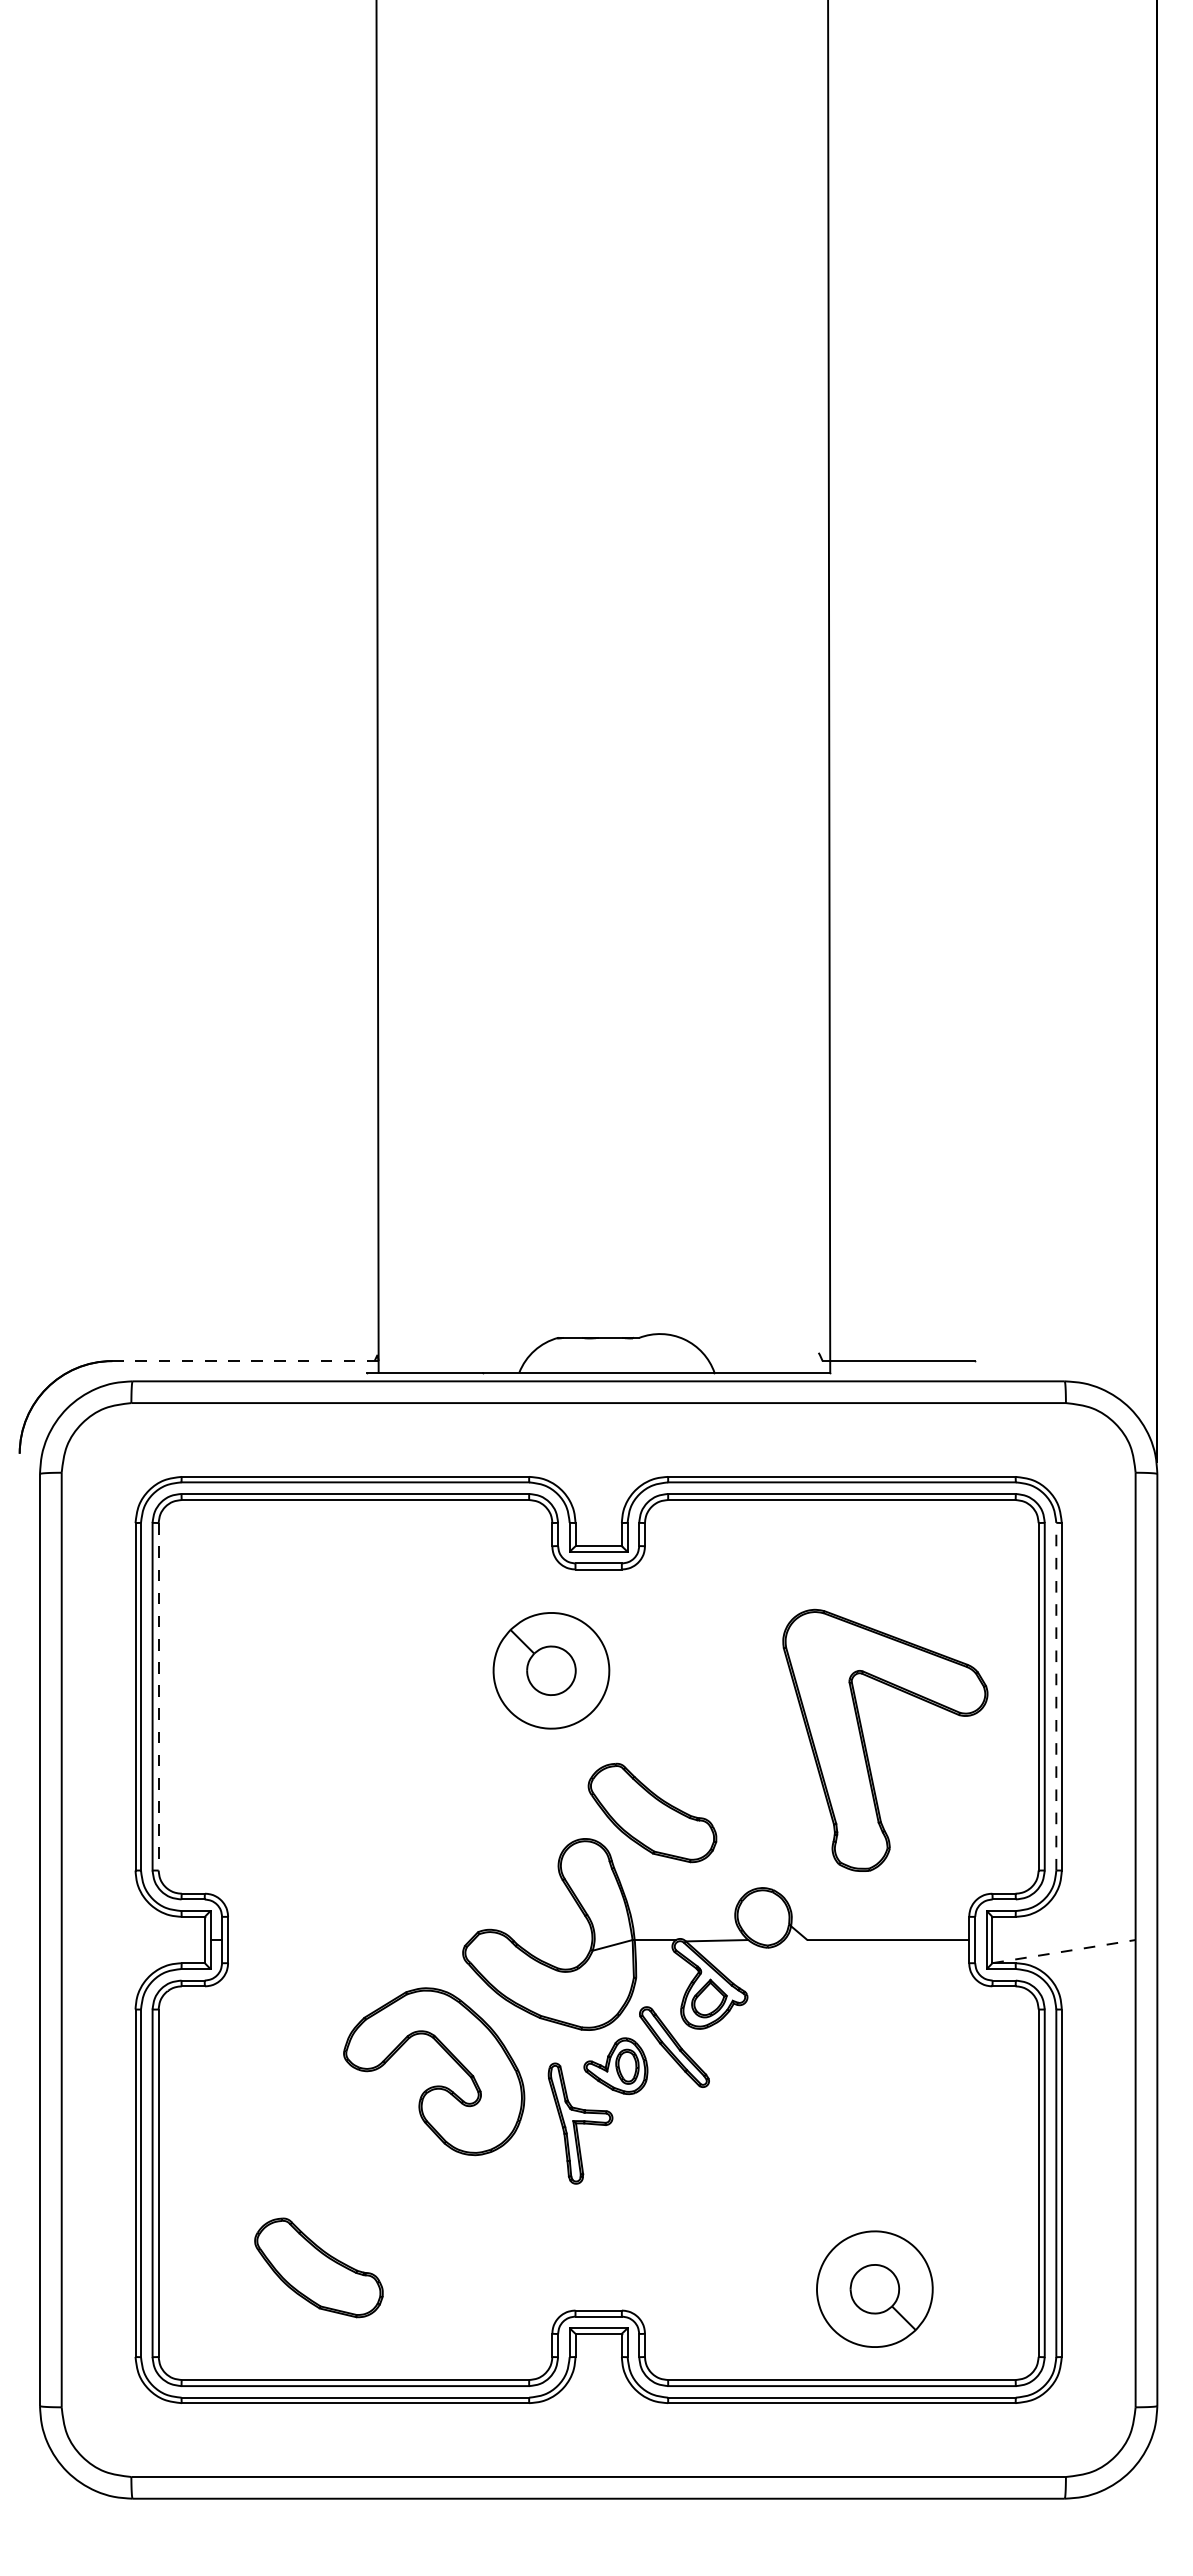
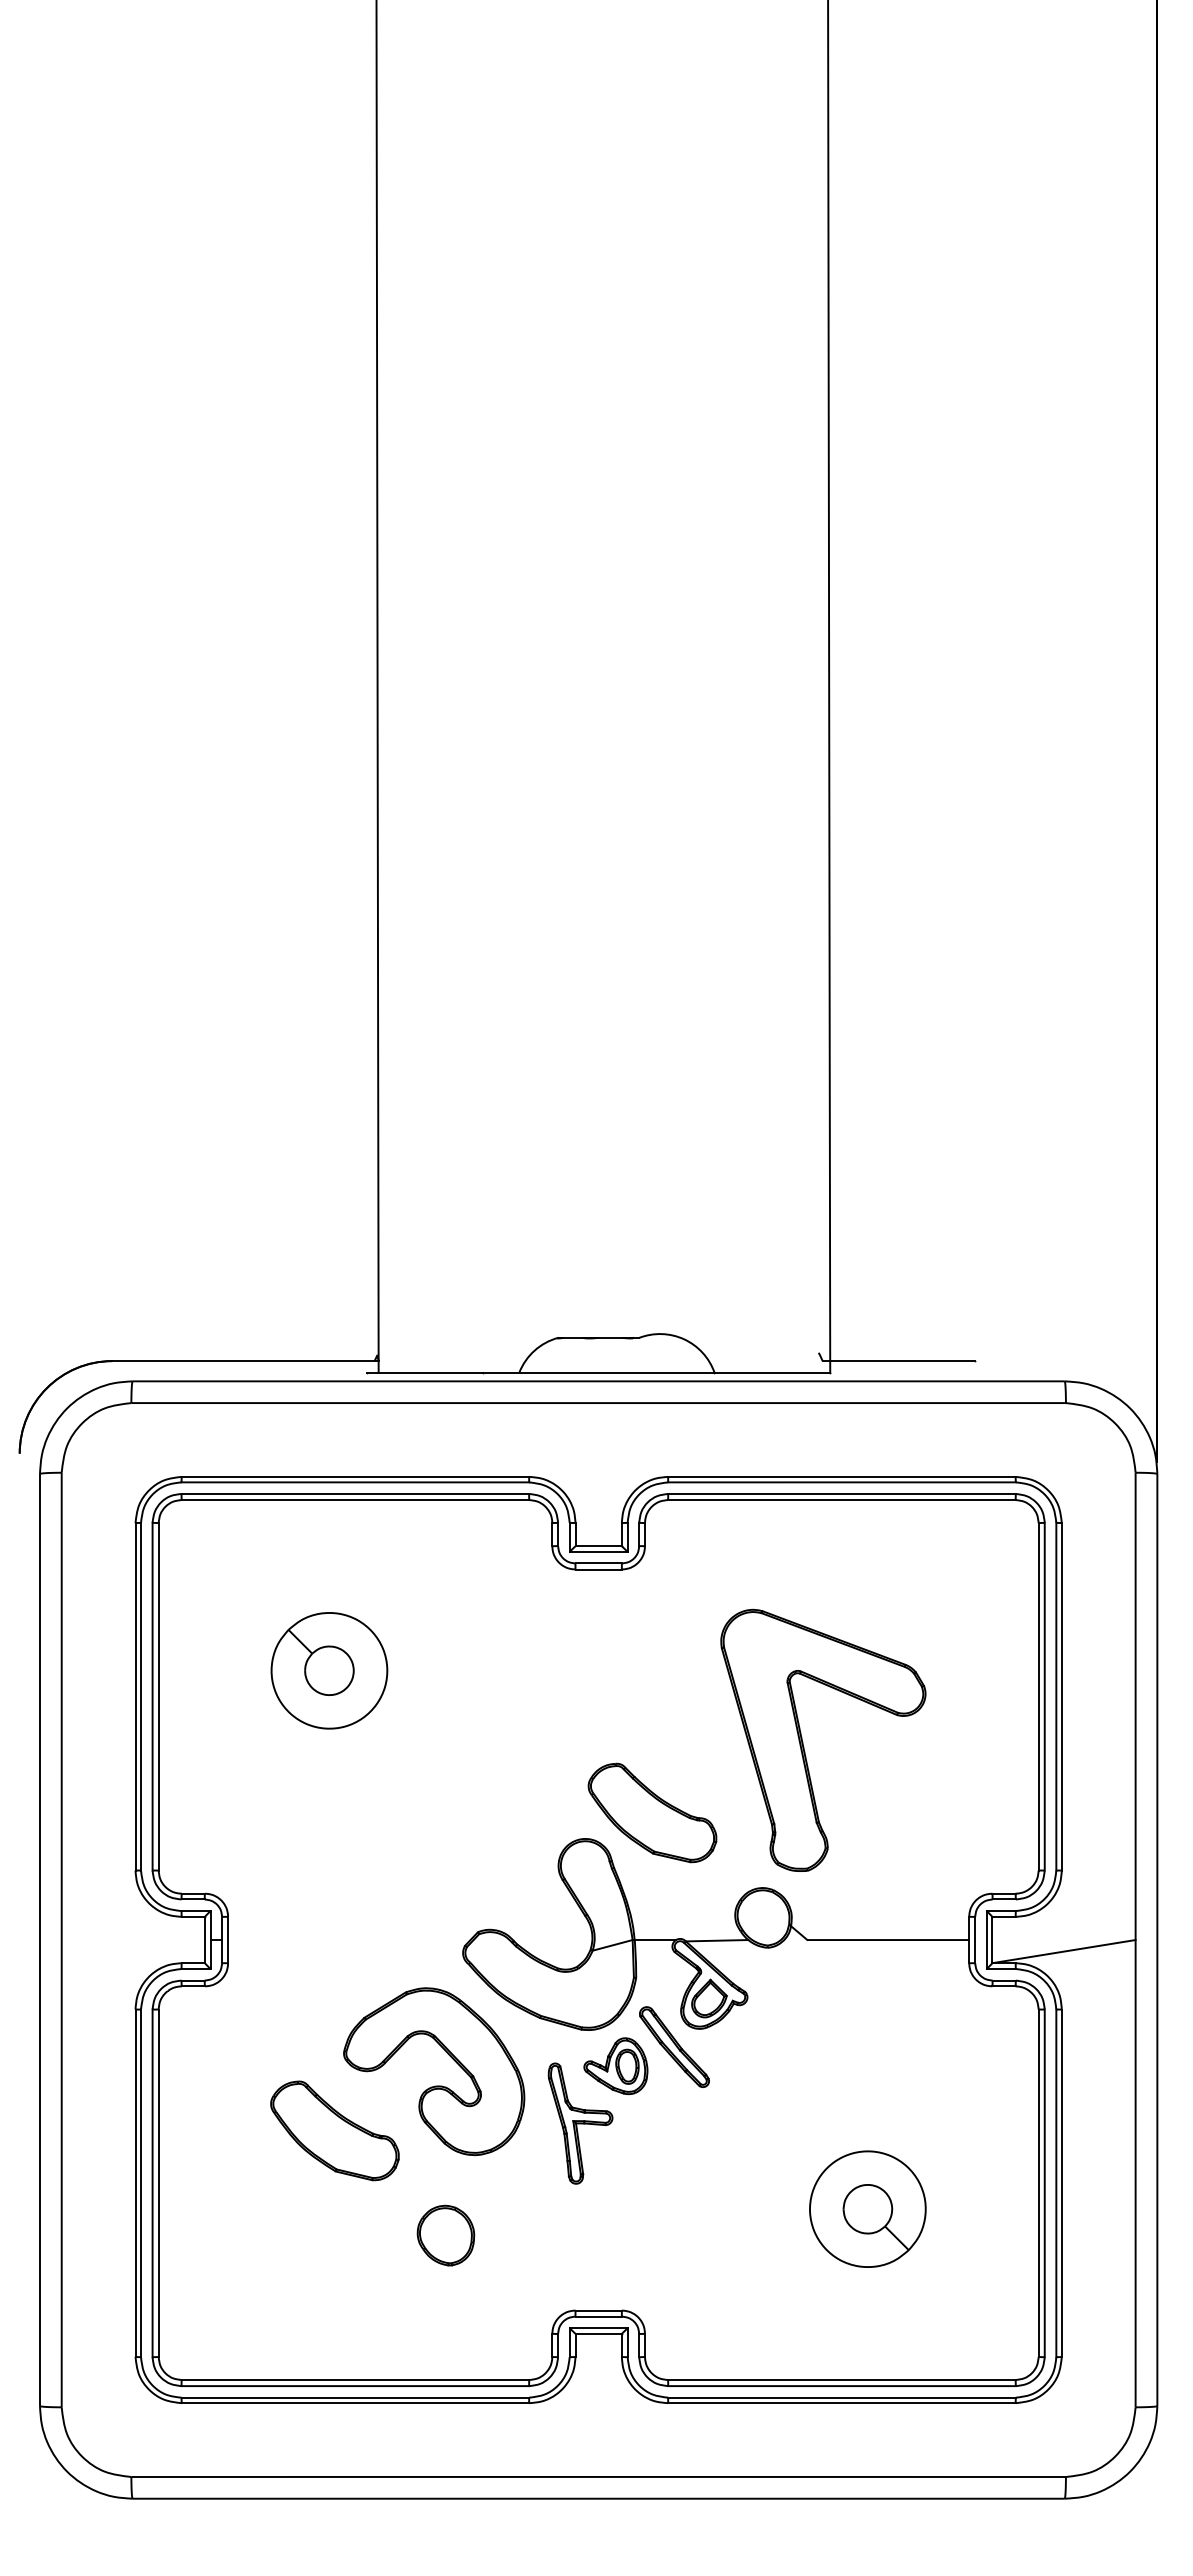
line: dashed -> solid (245, 1361)
part position: (551, 1670) -> (329, 1670) (329, 1670)
line: dashed -> solid (158, 1696)
line: dashed -> solid (1056, 1696)
part position: (865, 1742) -> (803, 1742) (803, 1742)
line: dashed -> solid (1063, 1951)
part: none -> present (445, 2235)
part position: (318, 2267) -> (334, 2130) (334, 2130)
part position: (874, 2288) -> (867, 2208) (867, 2208)
